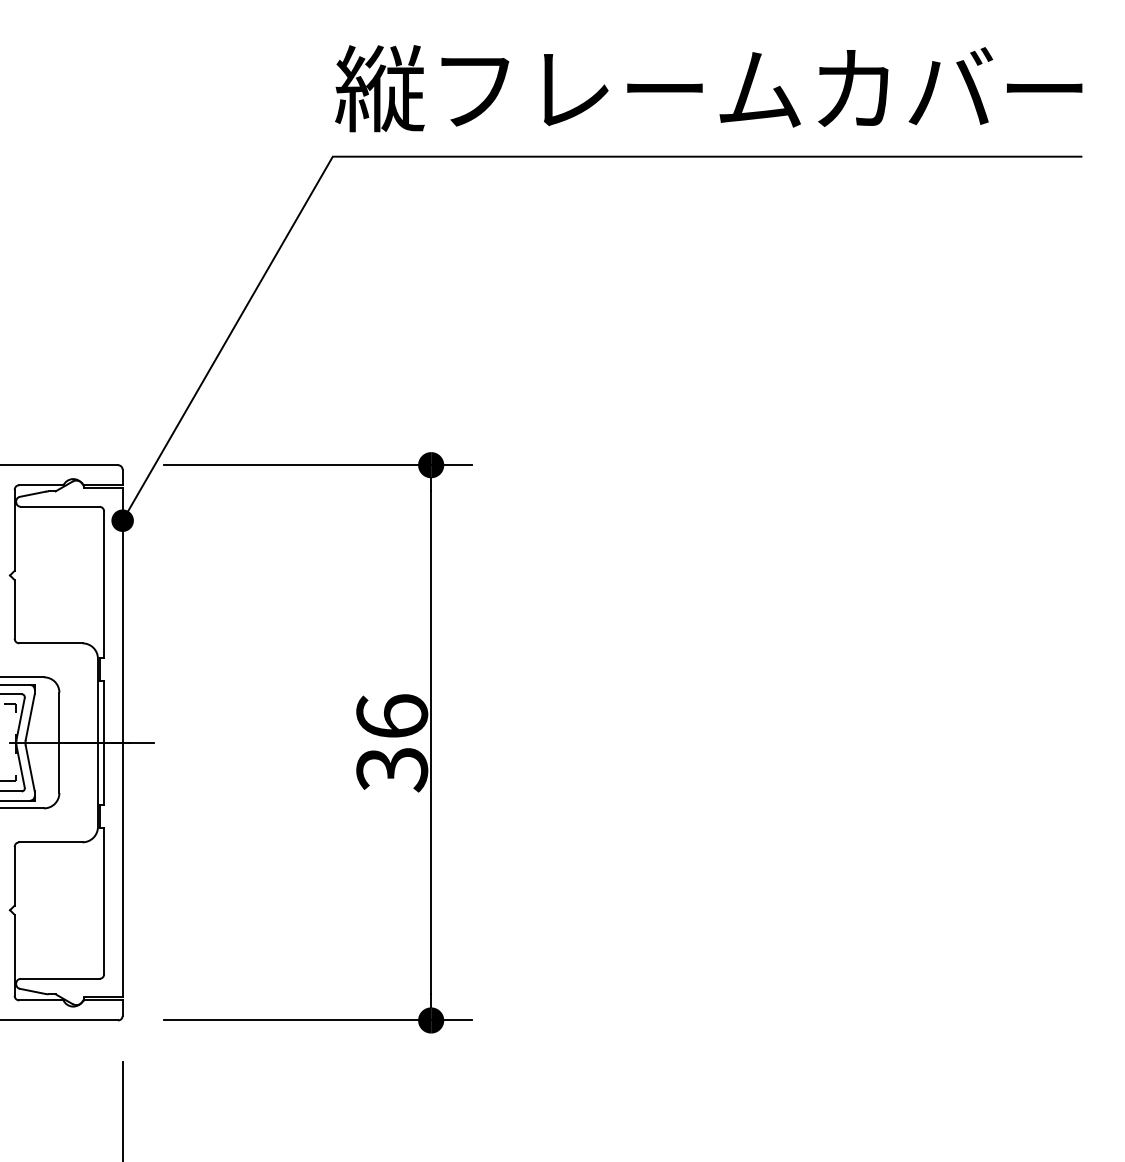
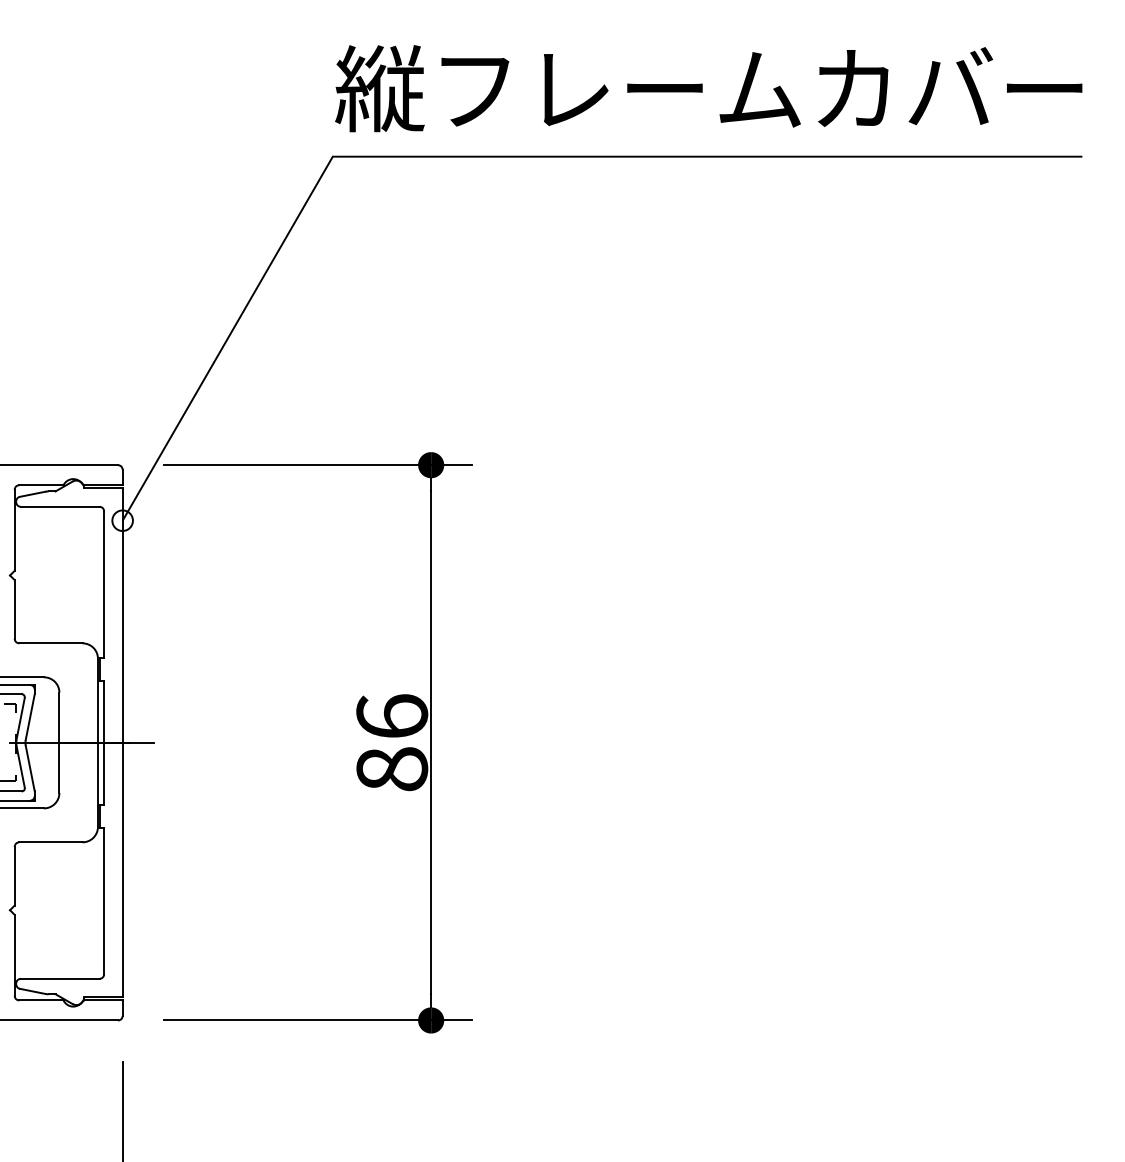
fill: present -> none (122, 520)
text: 36 -> 86 (392, 769)
